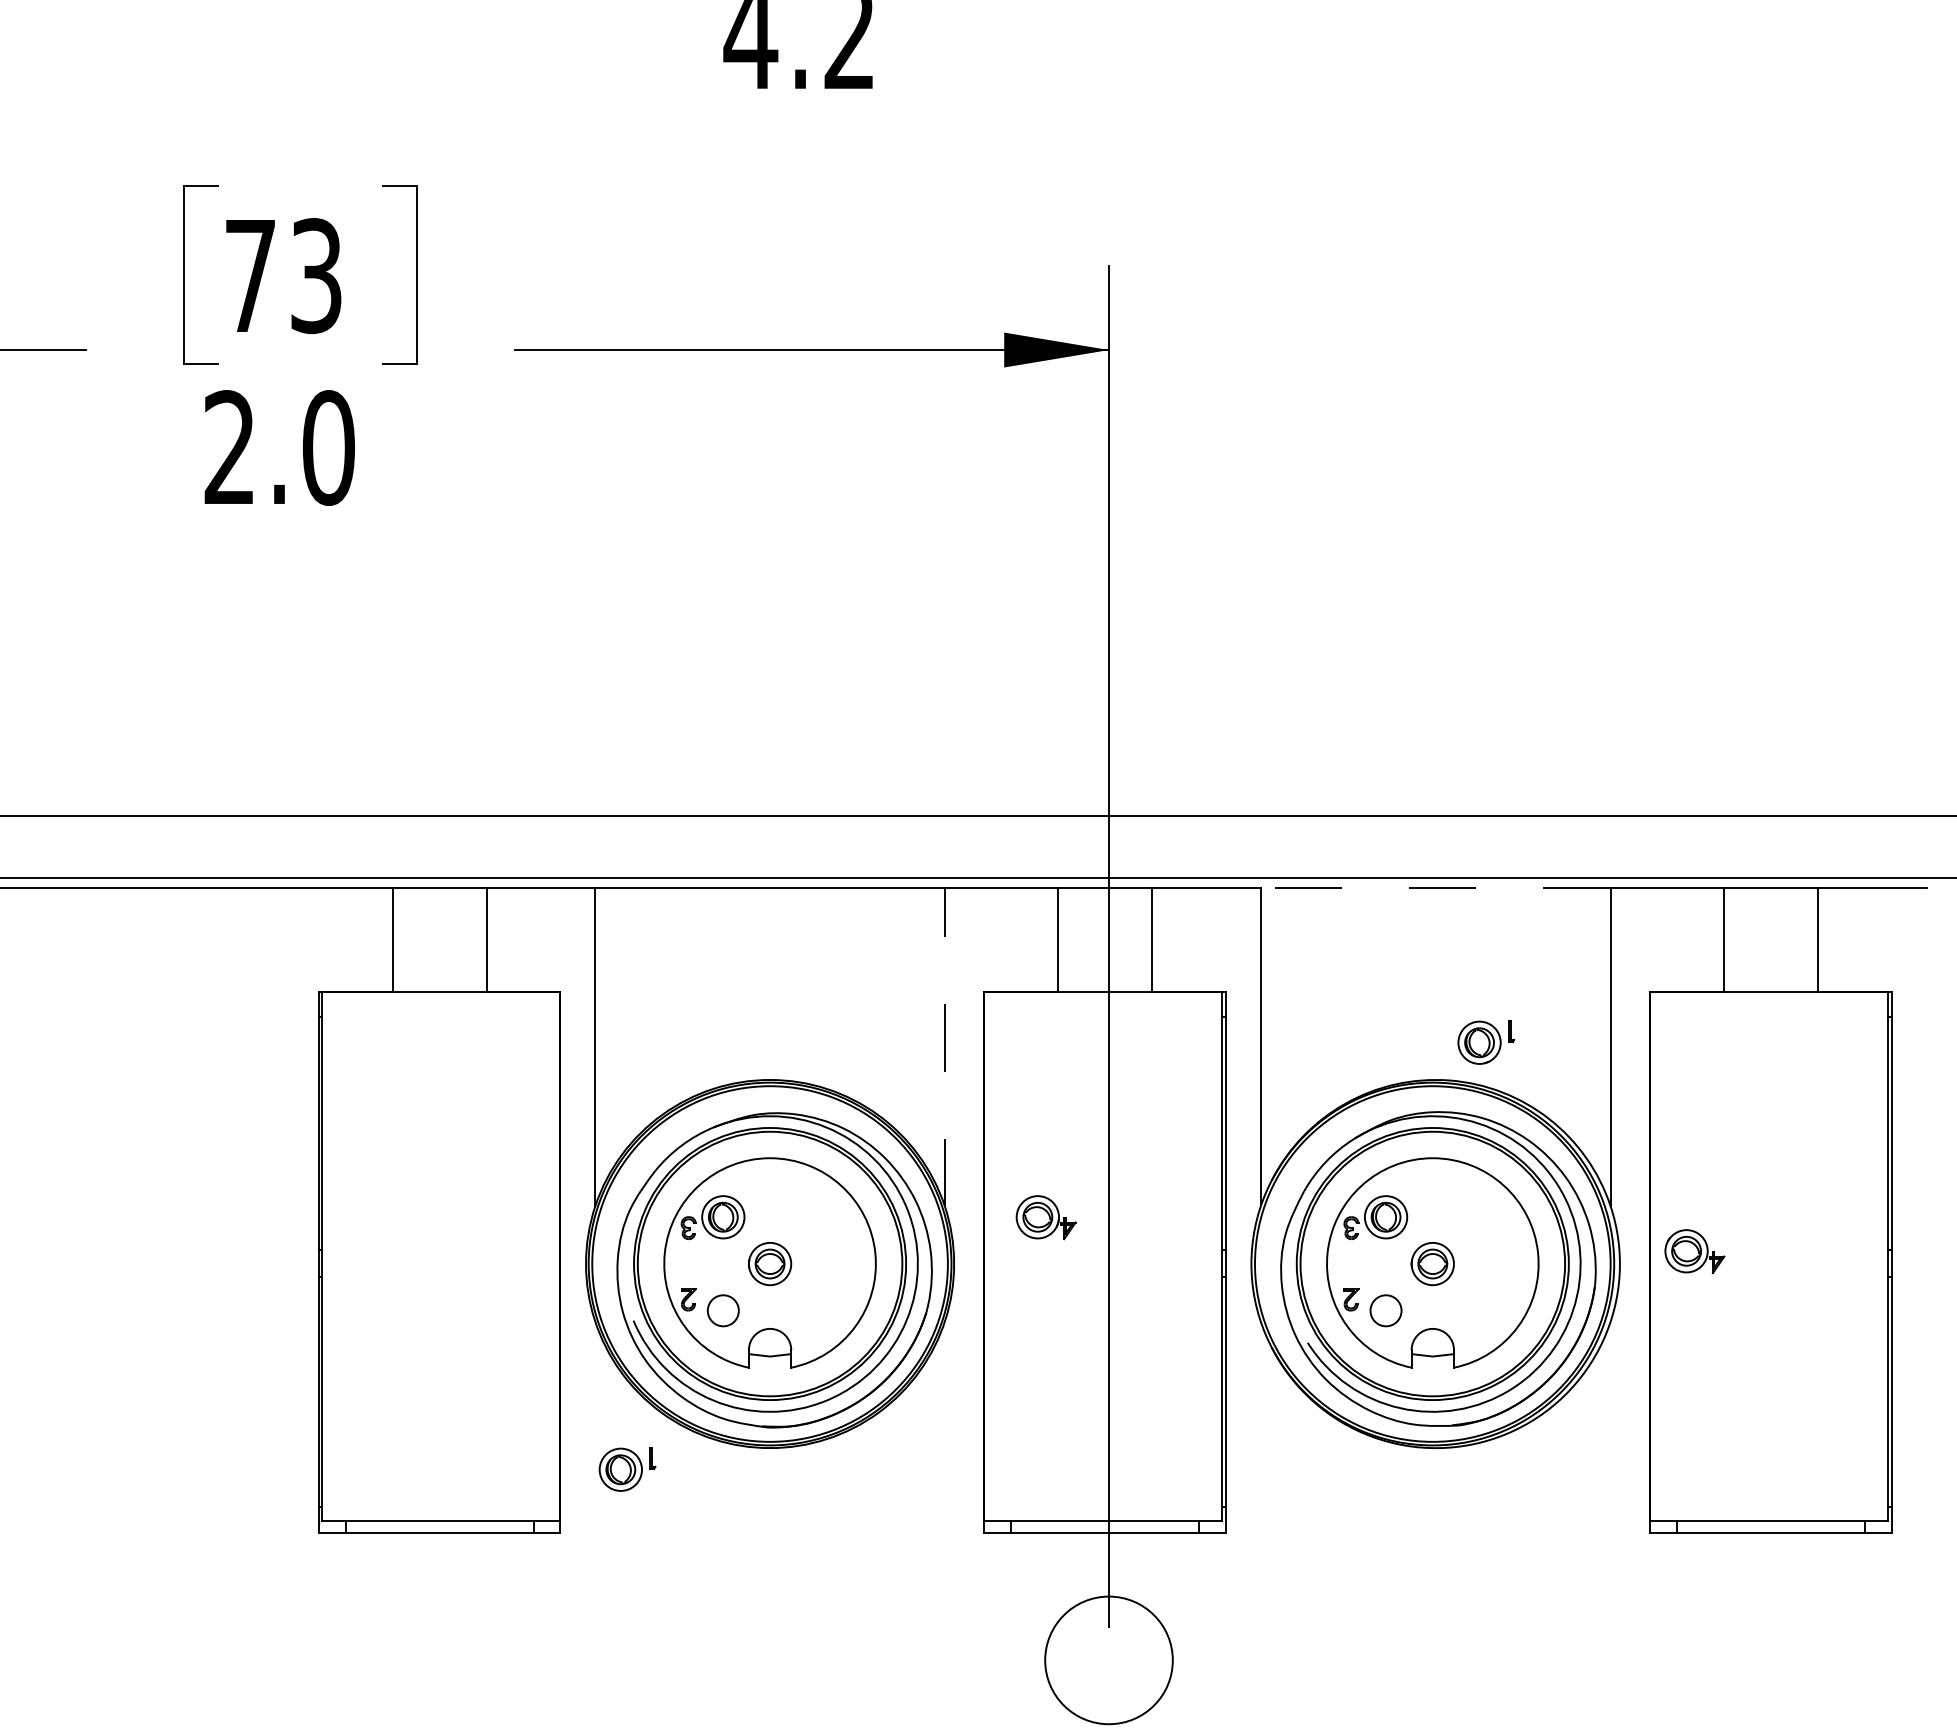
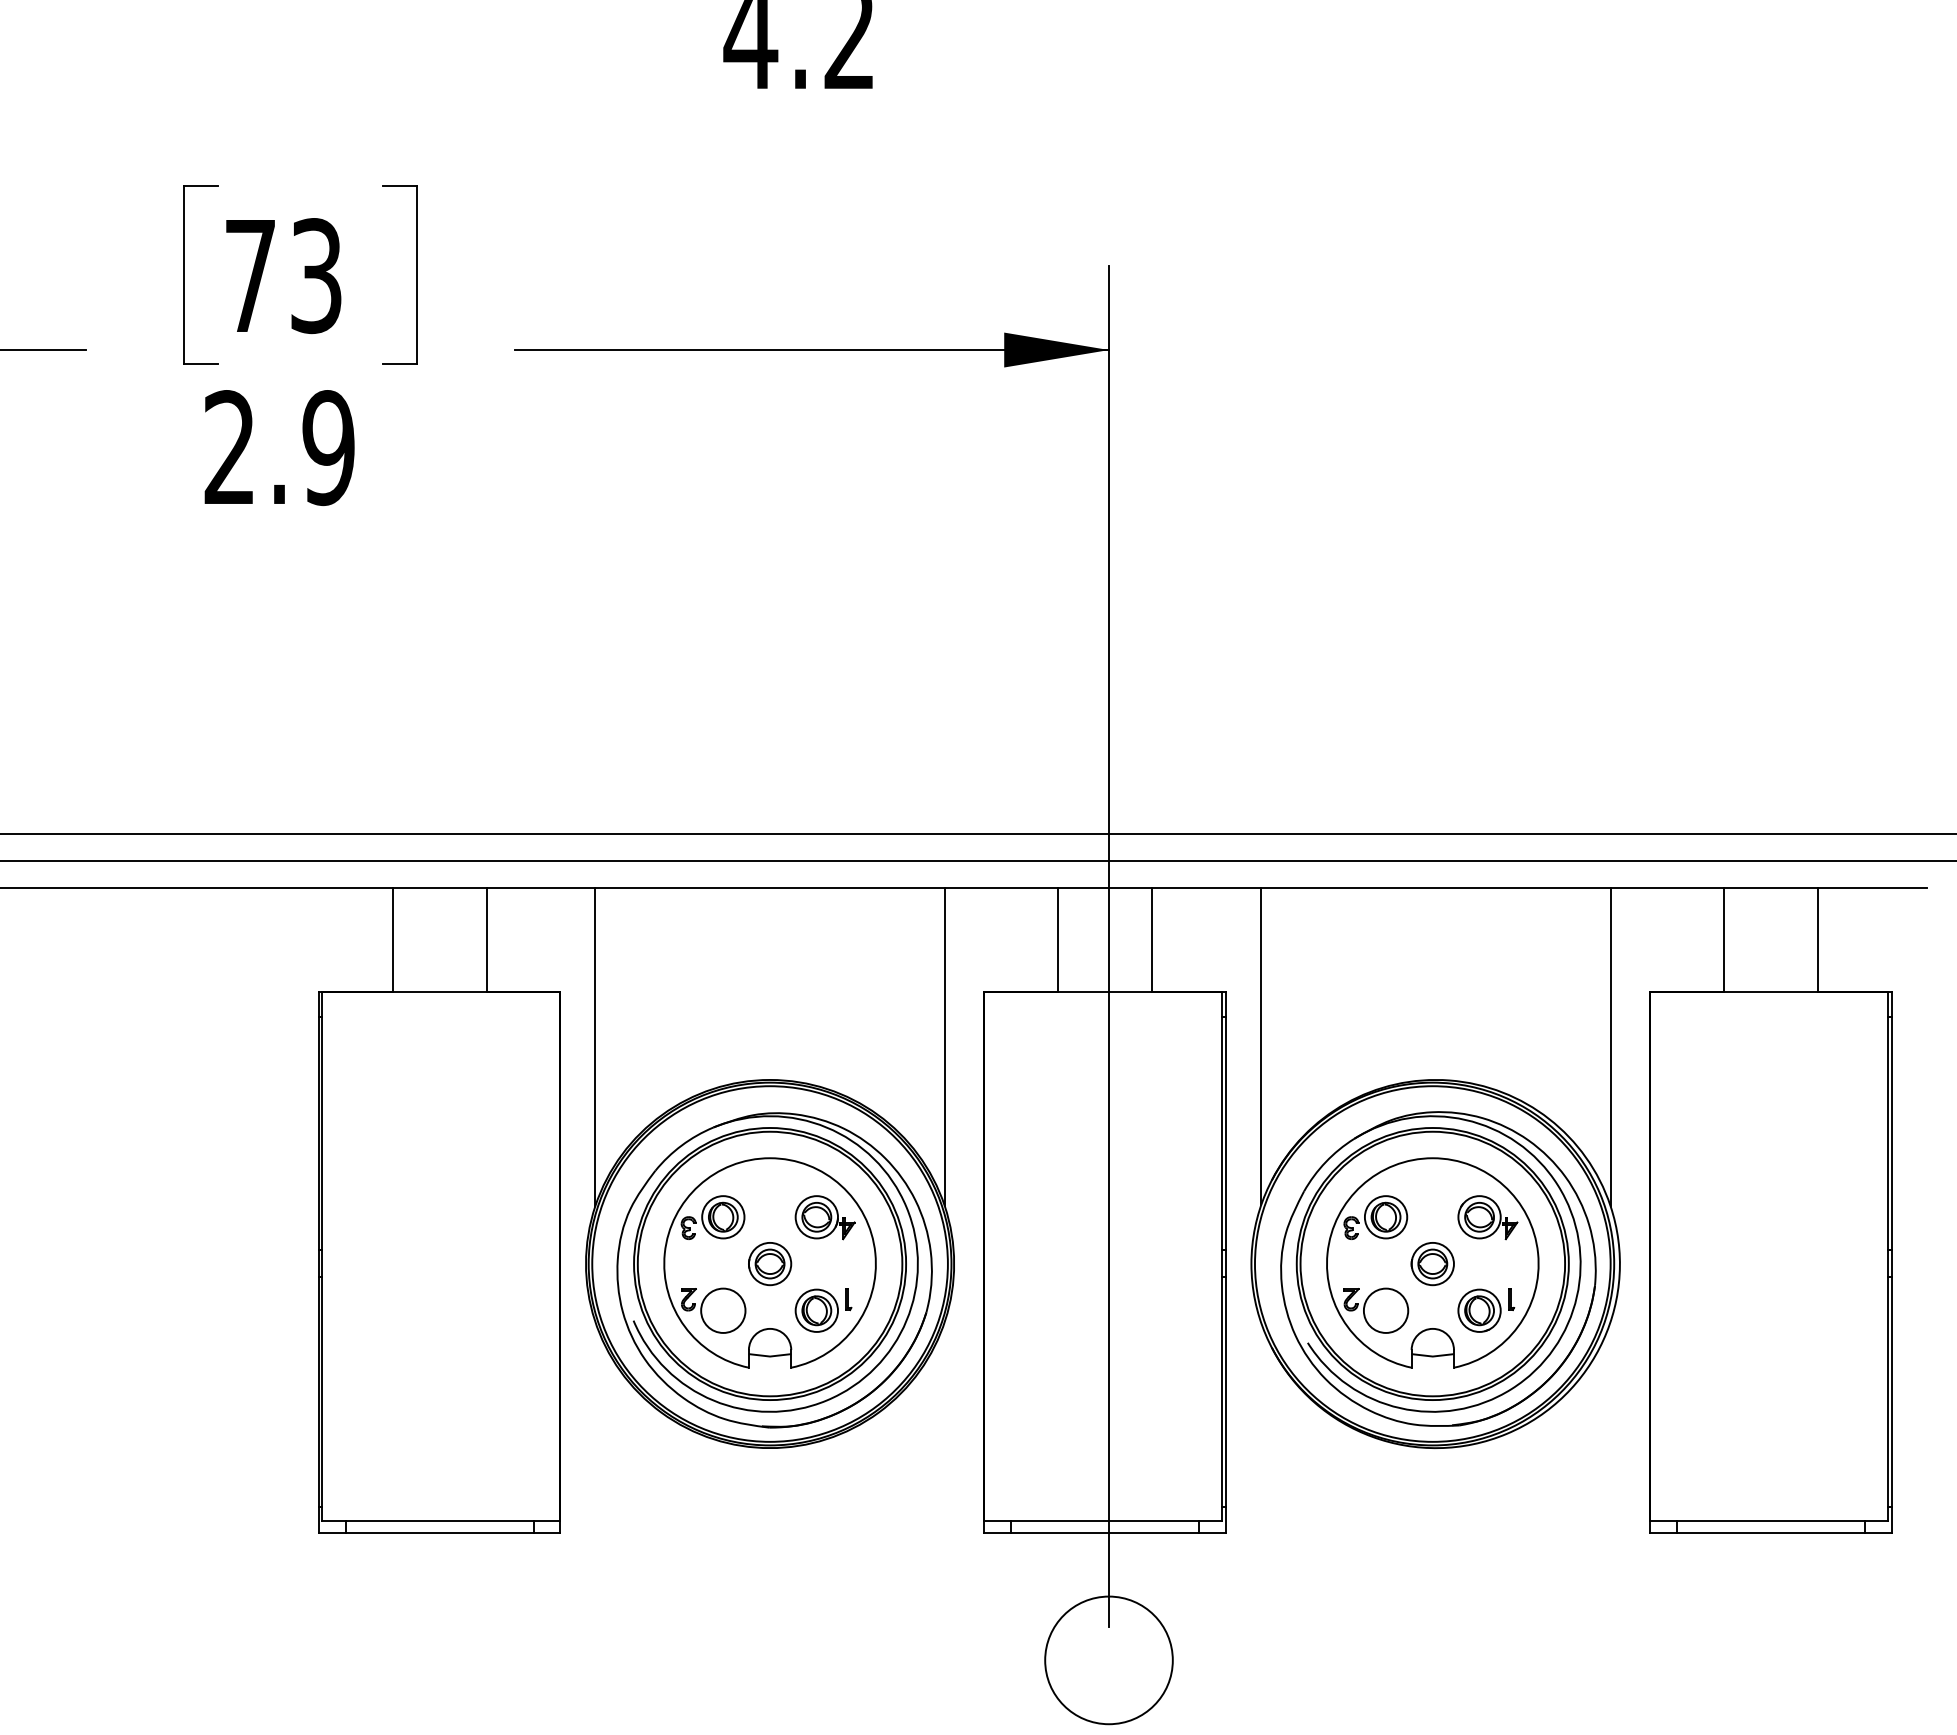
text: 2.0 -> 2.9 (328, 448)
line position: (977, 816) -> (977, 834) (977, 834)
line position: (977, 877) -> (977, 860) (977, 860)
line: dashed -> solid (1435, 887)
part position: (1486, 1042) -> (1486, 1310) (1486, 1310)
line: dashed -> solid (944, 1046)
part position: (1045, 1217) -> (824, 1217) (824, 1217)
part position: (1694, 1251) -> (1487, 1217) (1487, 1217)
circle diameter: 31 px -> 44 px (723, 1310)
circle diameter: 31 px -> 44 px (1385, 1310)
part position: (627, 1469) -> (823, 1310) (823, 1310)
